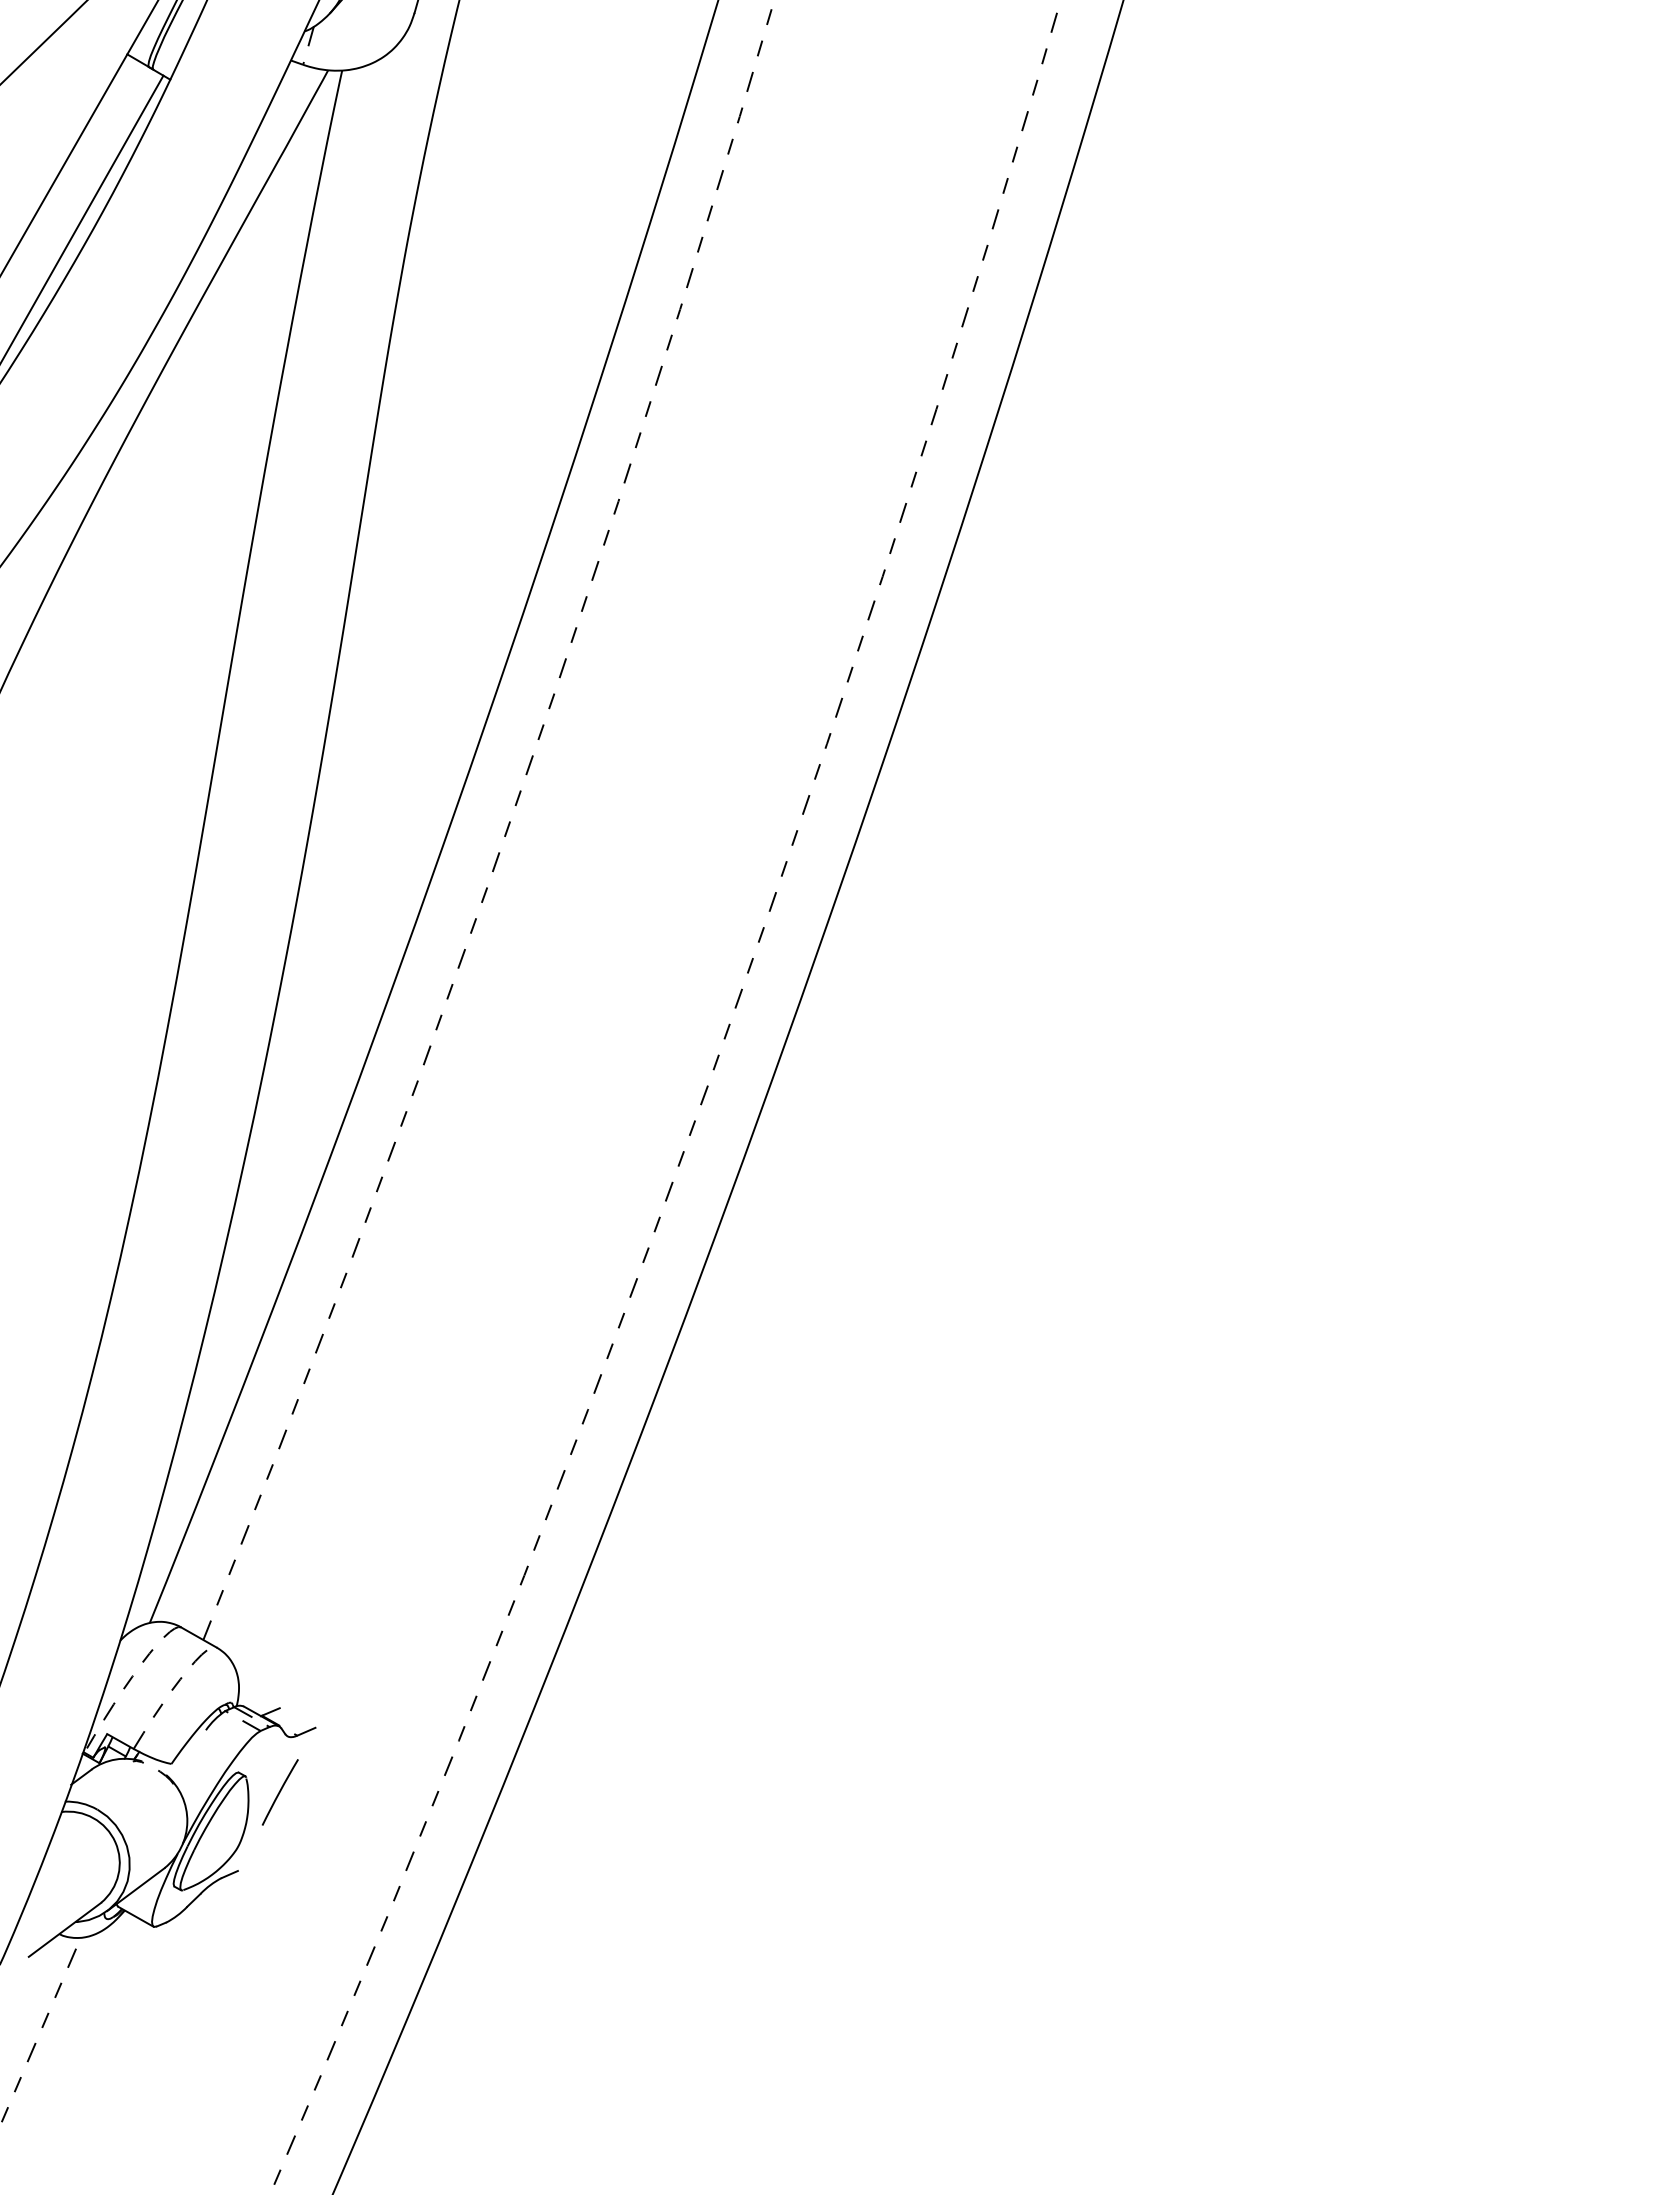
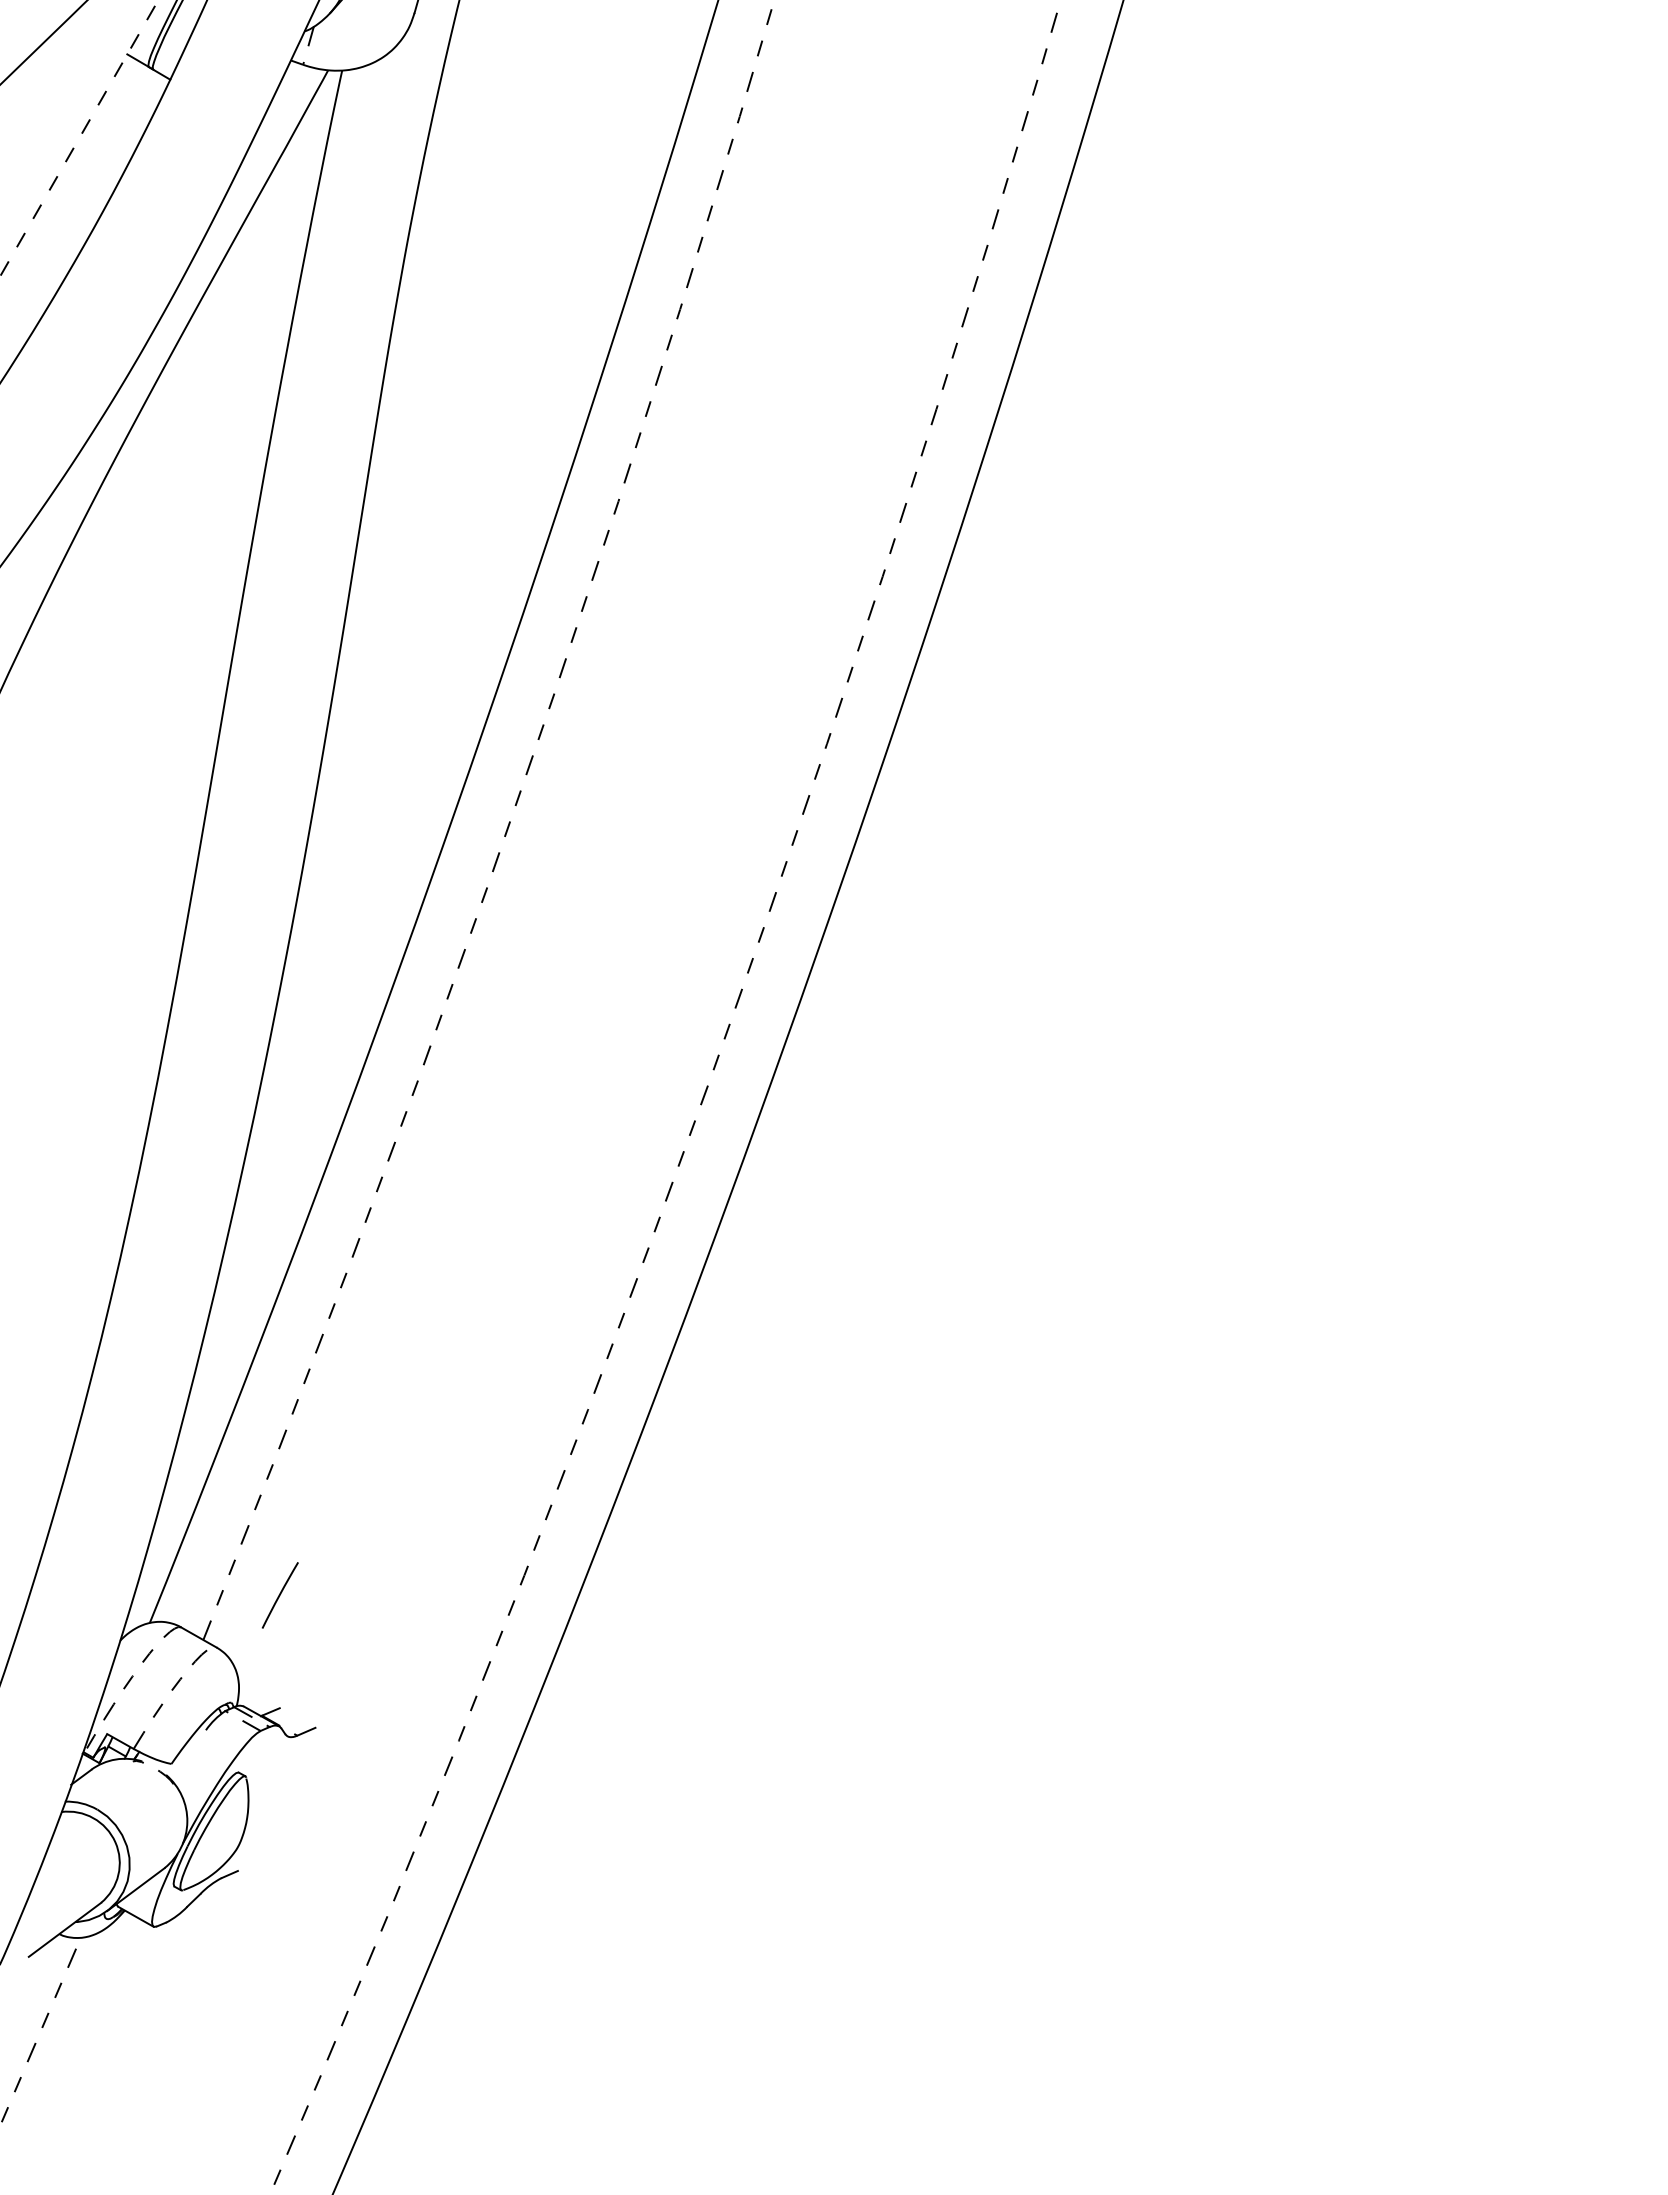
line: solid -> dashed (79, 137)
line: present -> none (82, 217)
line position: (279, 1792) -> (279, 1595) (279, 1595)
